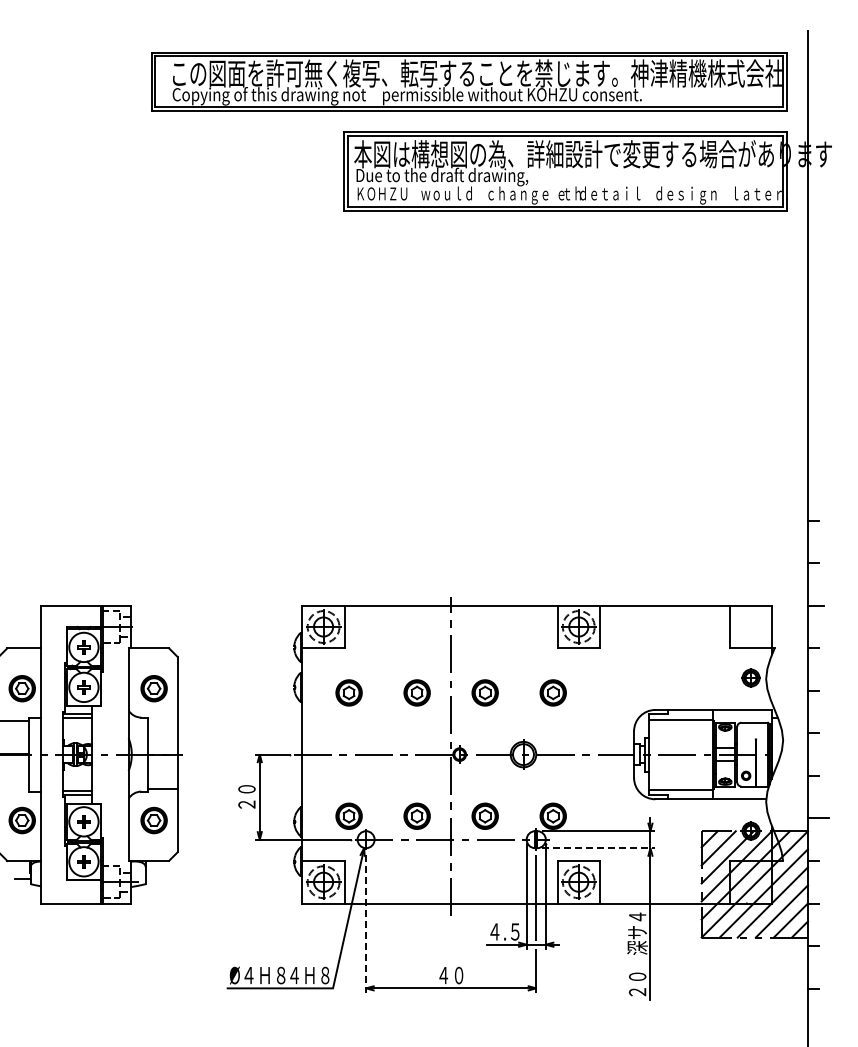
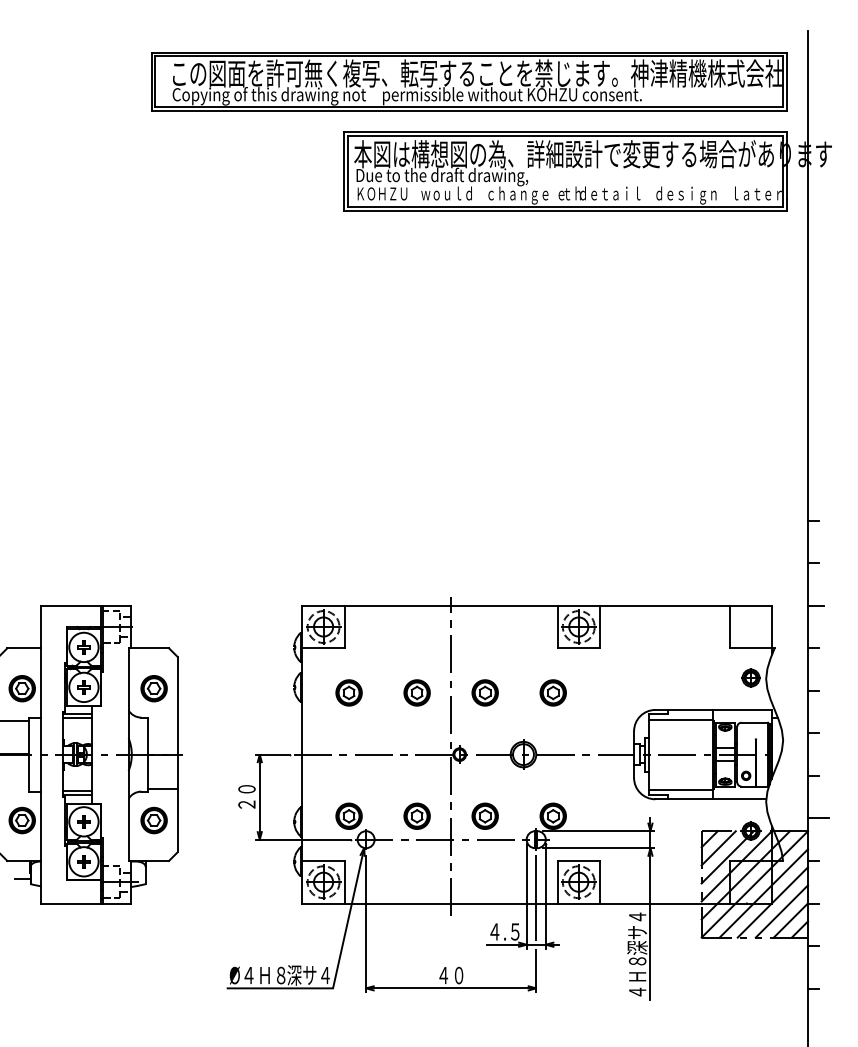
line: dashed -> solid (599, 848)
line: dashed -> solid (366, 924)
text: ４Ｈ８ -> 深サ４ (308, 975)
text: ２０ -> ４Ｈ８ (637, 976)
